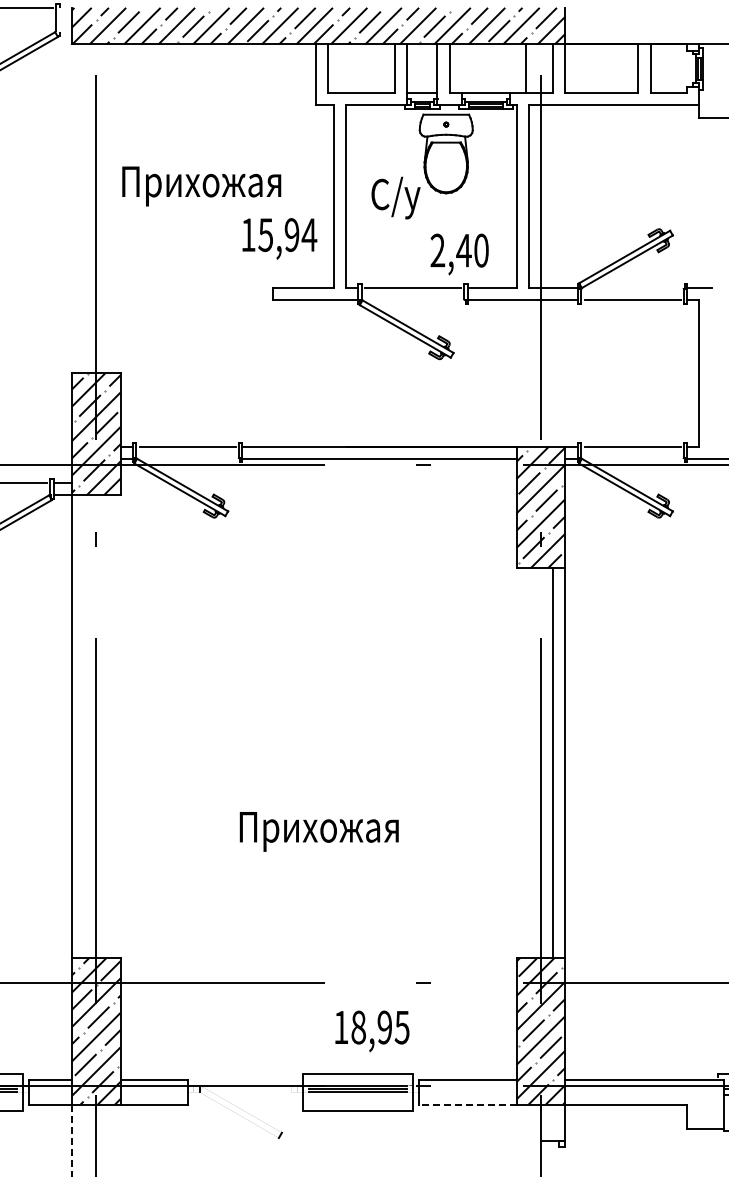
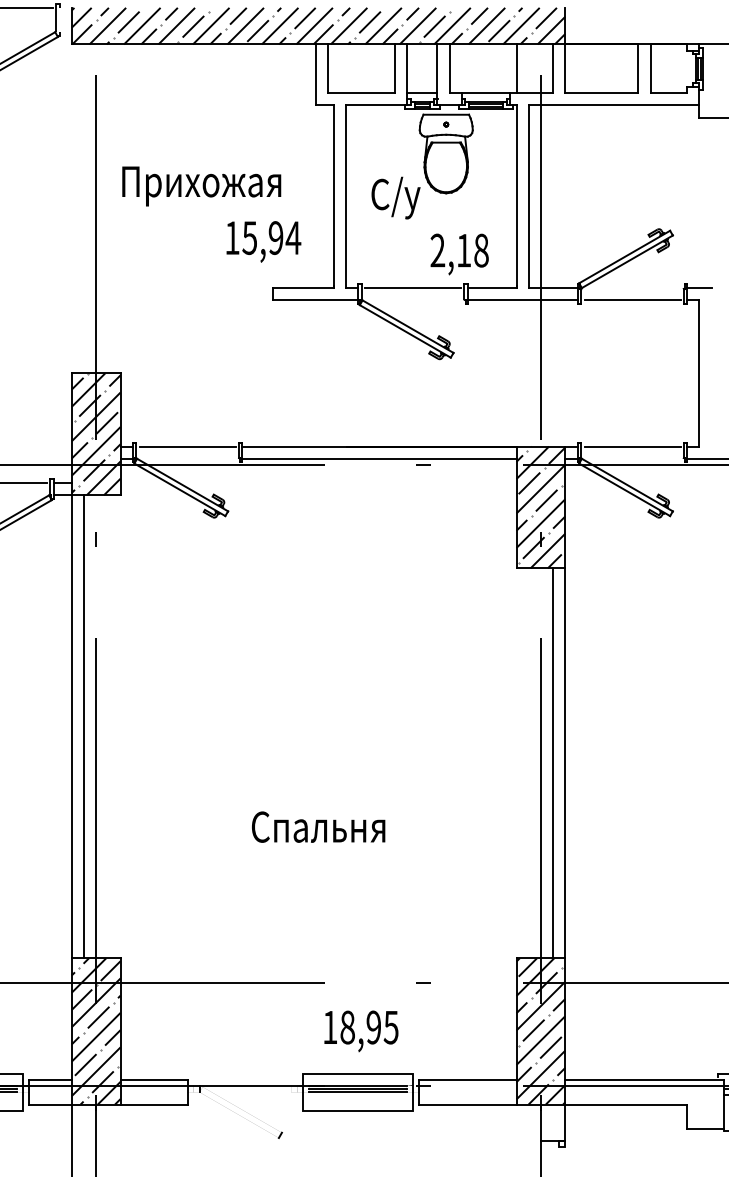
line position: (525, 68) -> (516, 68) (516, 68)
text position: (279, 238) -> (263, 241) (263, 241)
text: 2,40 -> 2,18 (472, 250)
line: none -> present (84, 726)
text: Прихожая -> Спальня (318, 831)
text position: (372, 1031) -> (361, 1031) (361, 1031)
line: dashed -> solid (467, 1104)
line: dashed -> solid (71, 1140)
